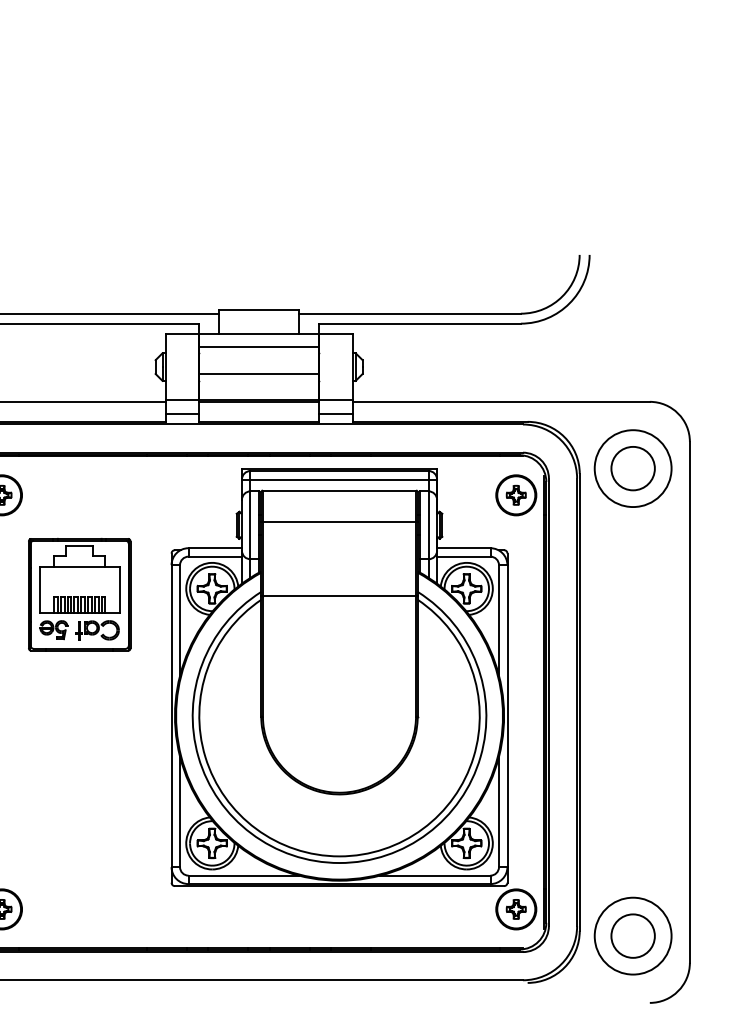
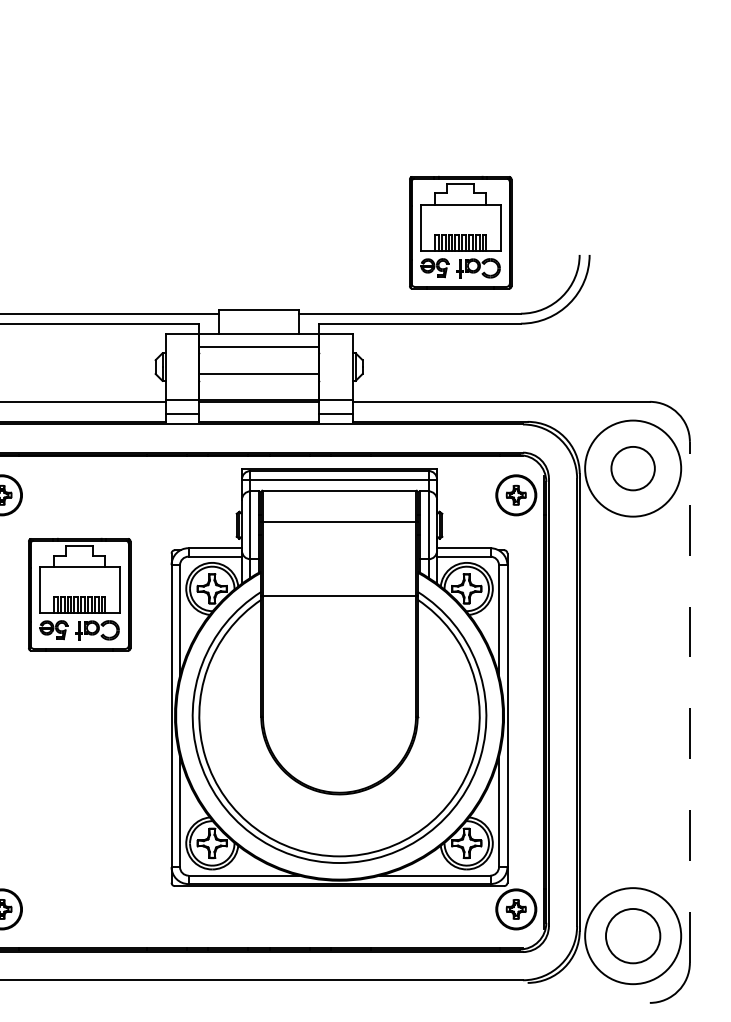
part: none -> present (460, 232)
circle diameter: 77 px -> 96 px (633, 468)
line: solid -> dashed (689, 701)
circle diameter: 43 px -> 54 px (632, 935)
circle diameter: 77 px -> 96 px (633, 936)
